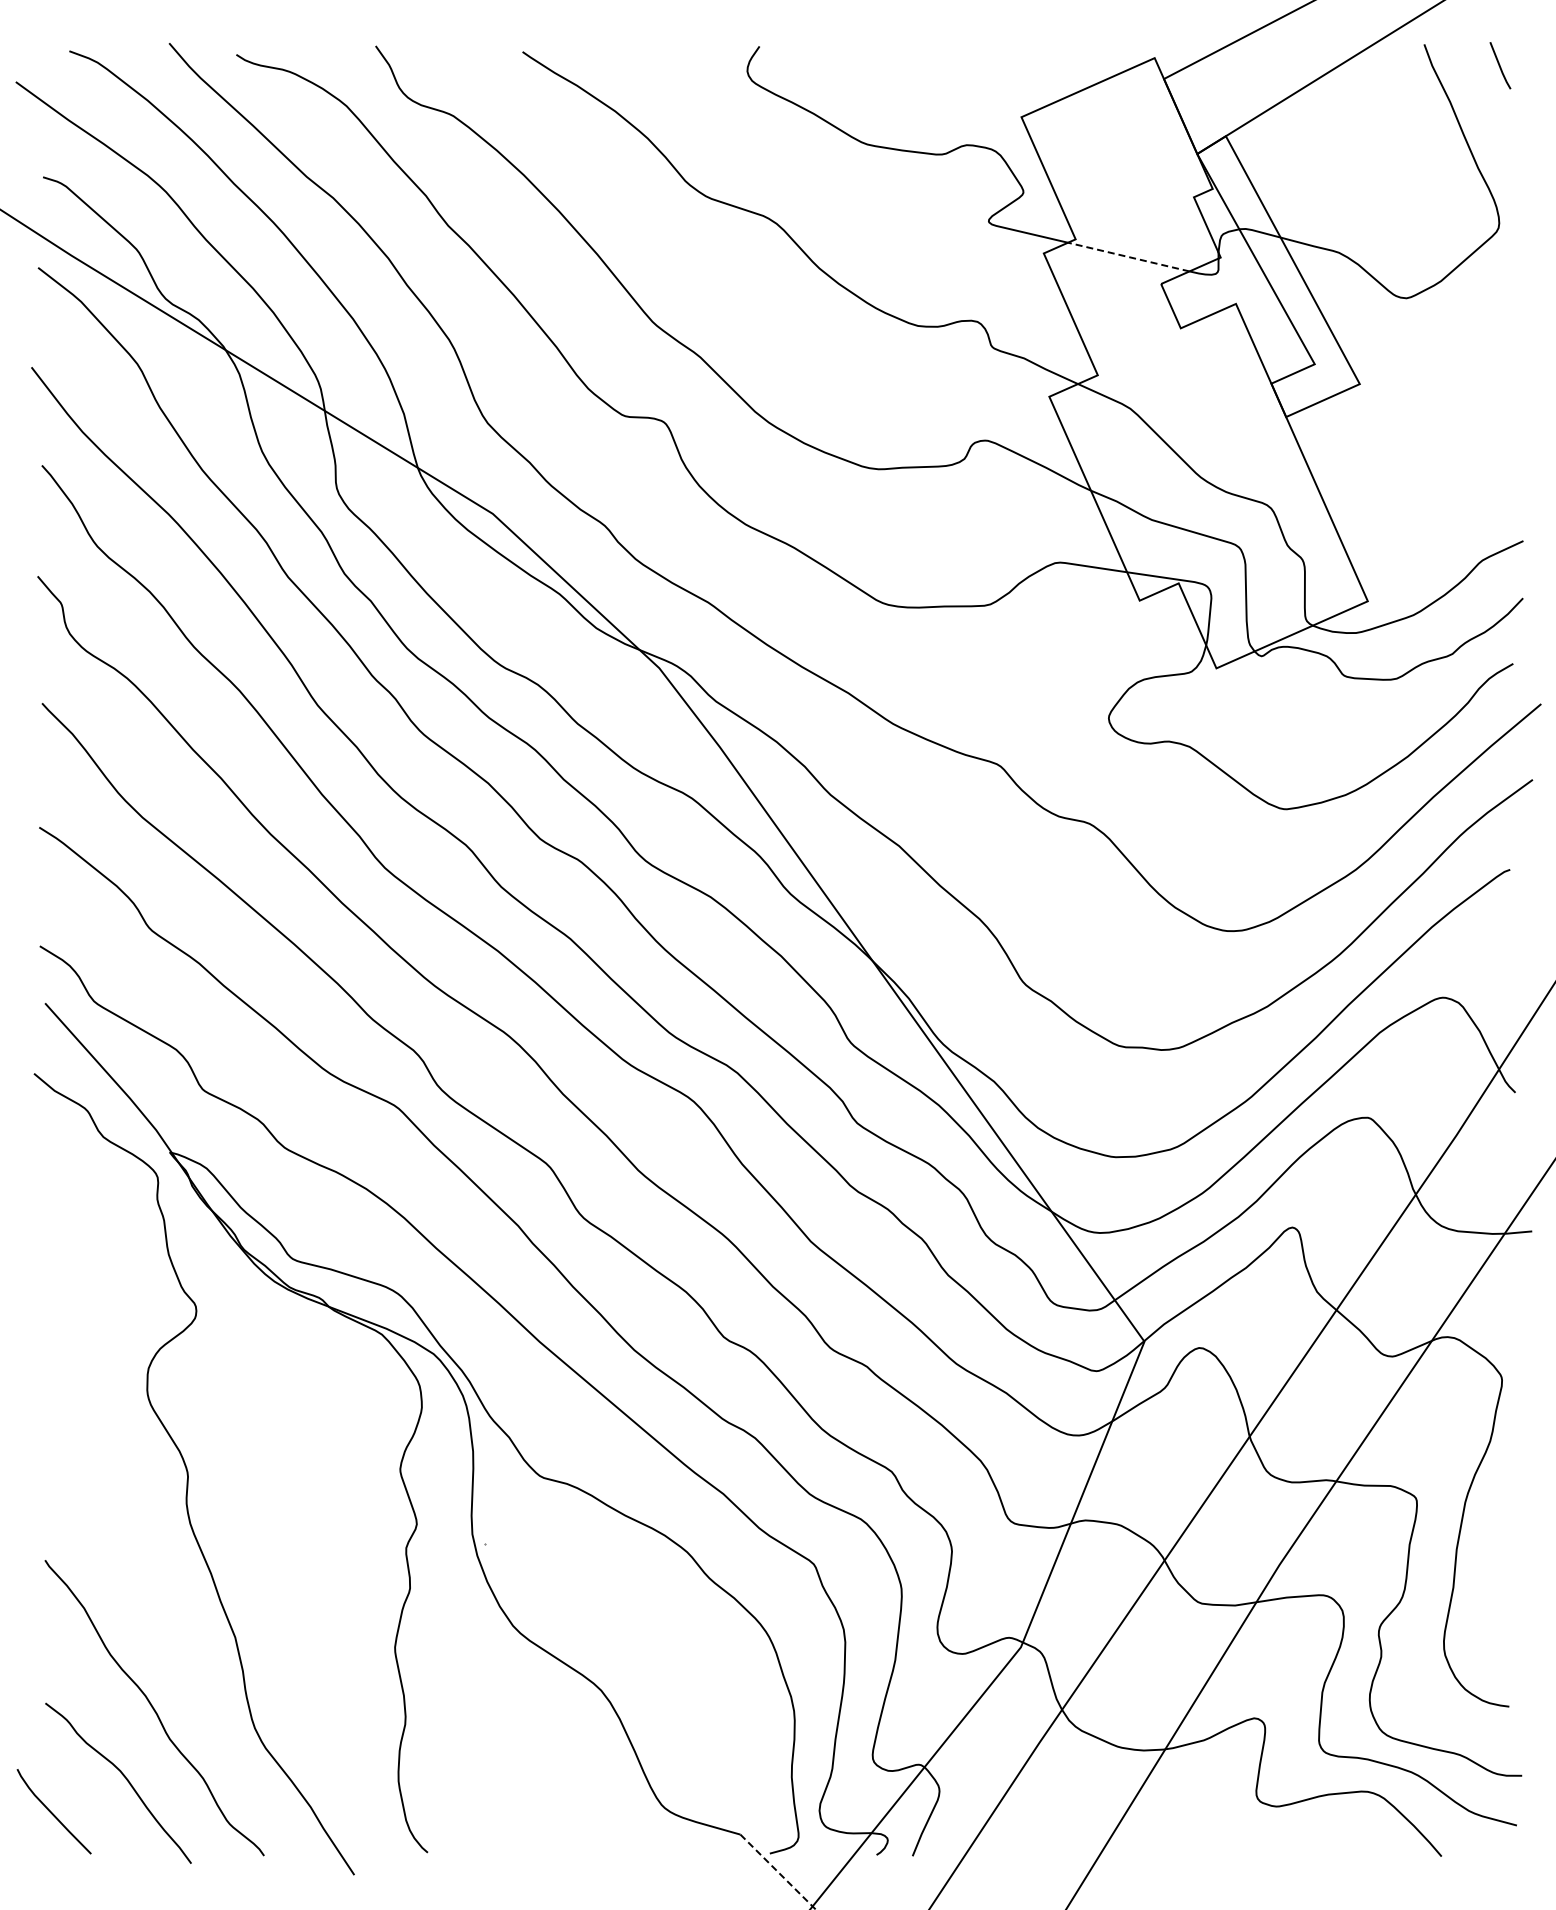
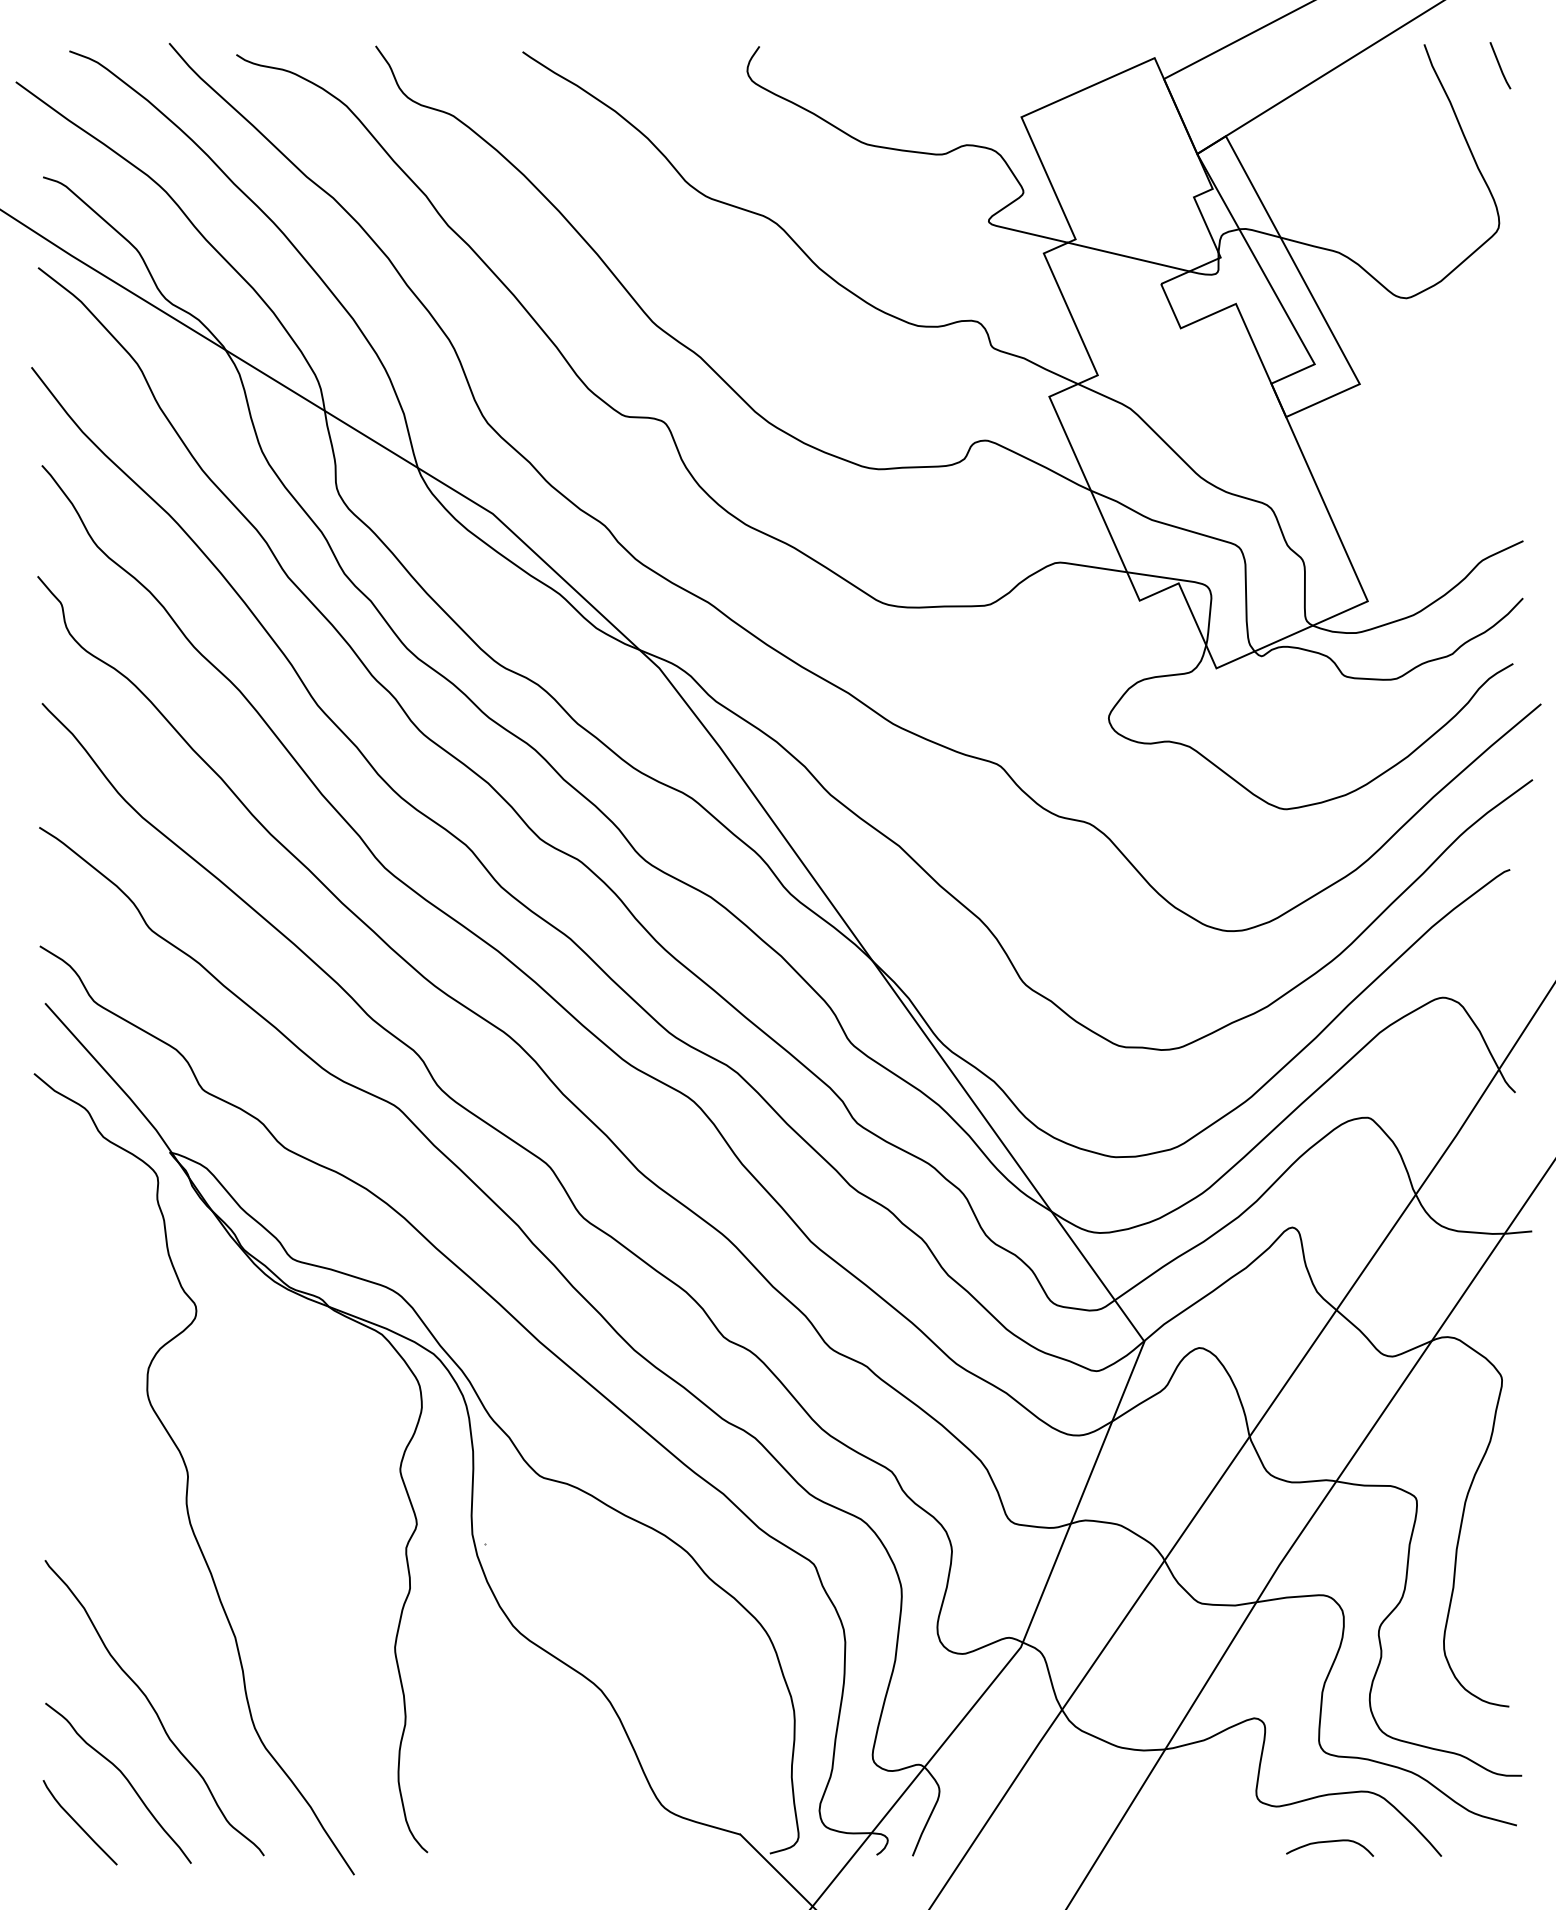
line: dashed -> solid (1128, 256)
curve position: (52, 1812) -> (78, 1823) (78, 1823)
curve: none -> present (1329, 1842)
line: dashed -> solid (778, 1872)
